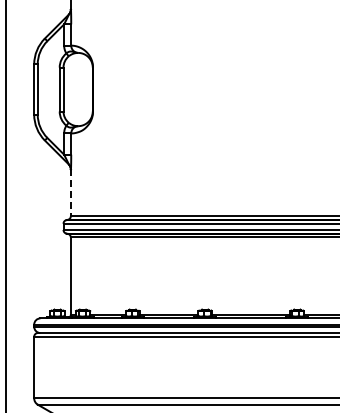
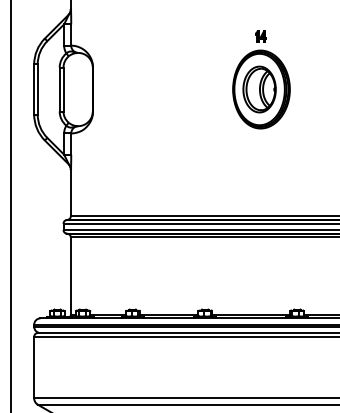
part: none -> present (261, 79)
line: dashed -> solid (70, 193)
line position: (6, 205) -> (11, 205) (11, 205)
